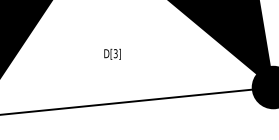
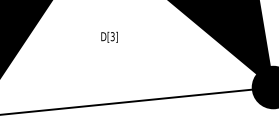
text position: (112, 53) -> (109, 36) (109, 36)
